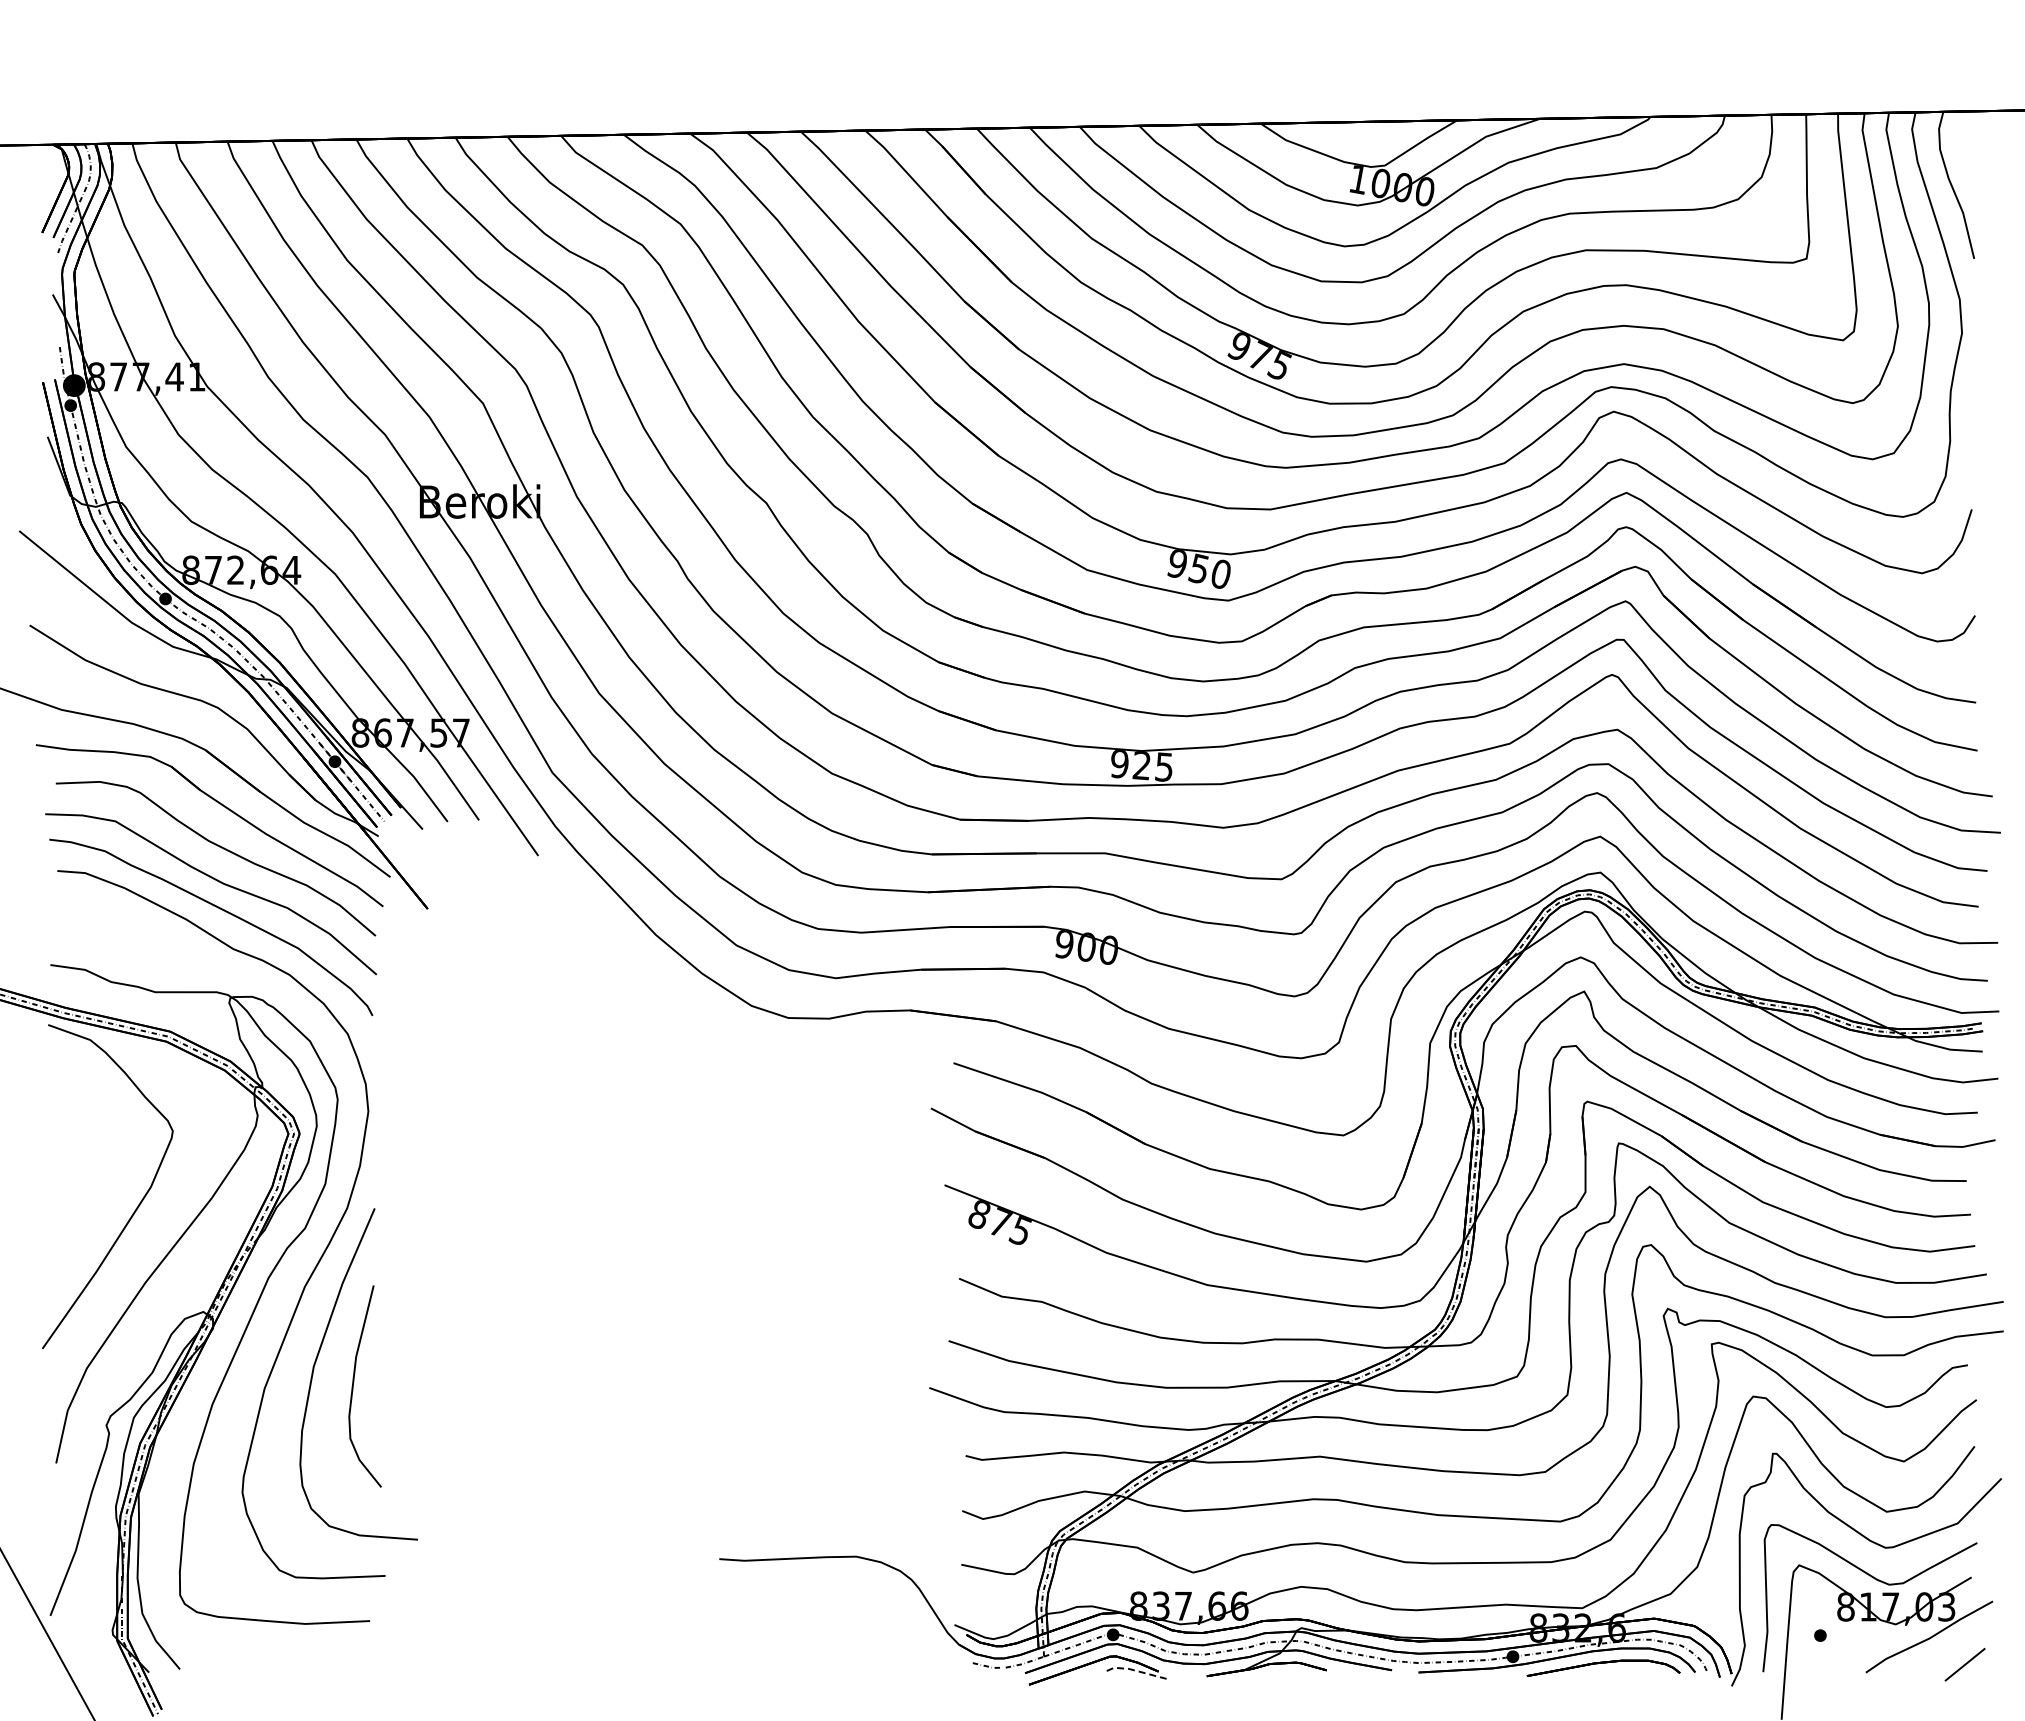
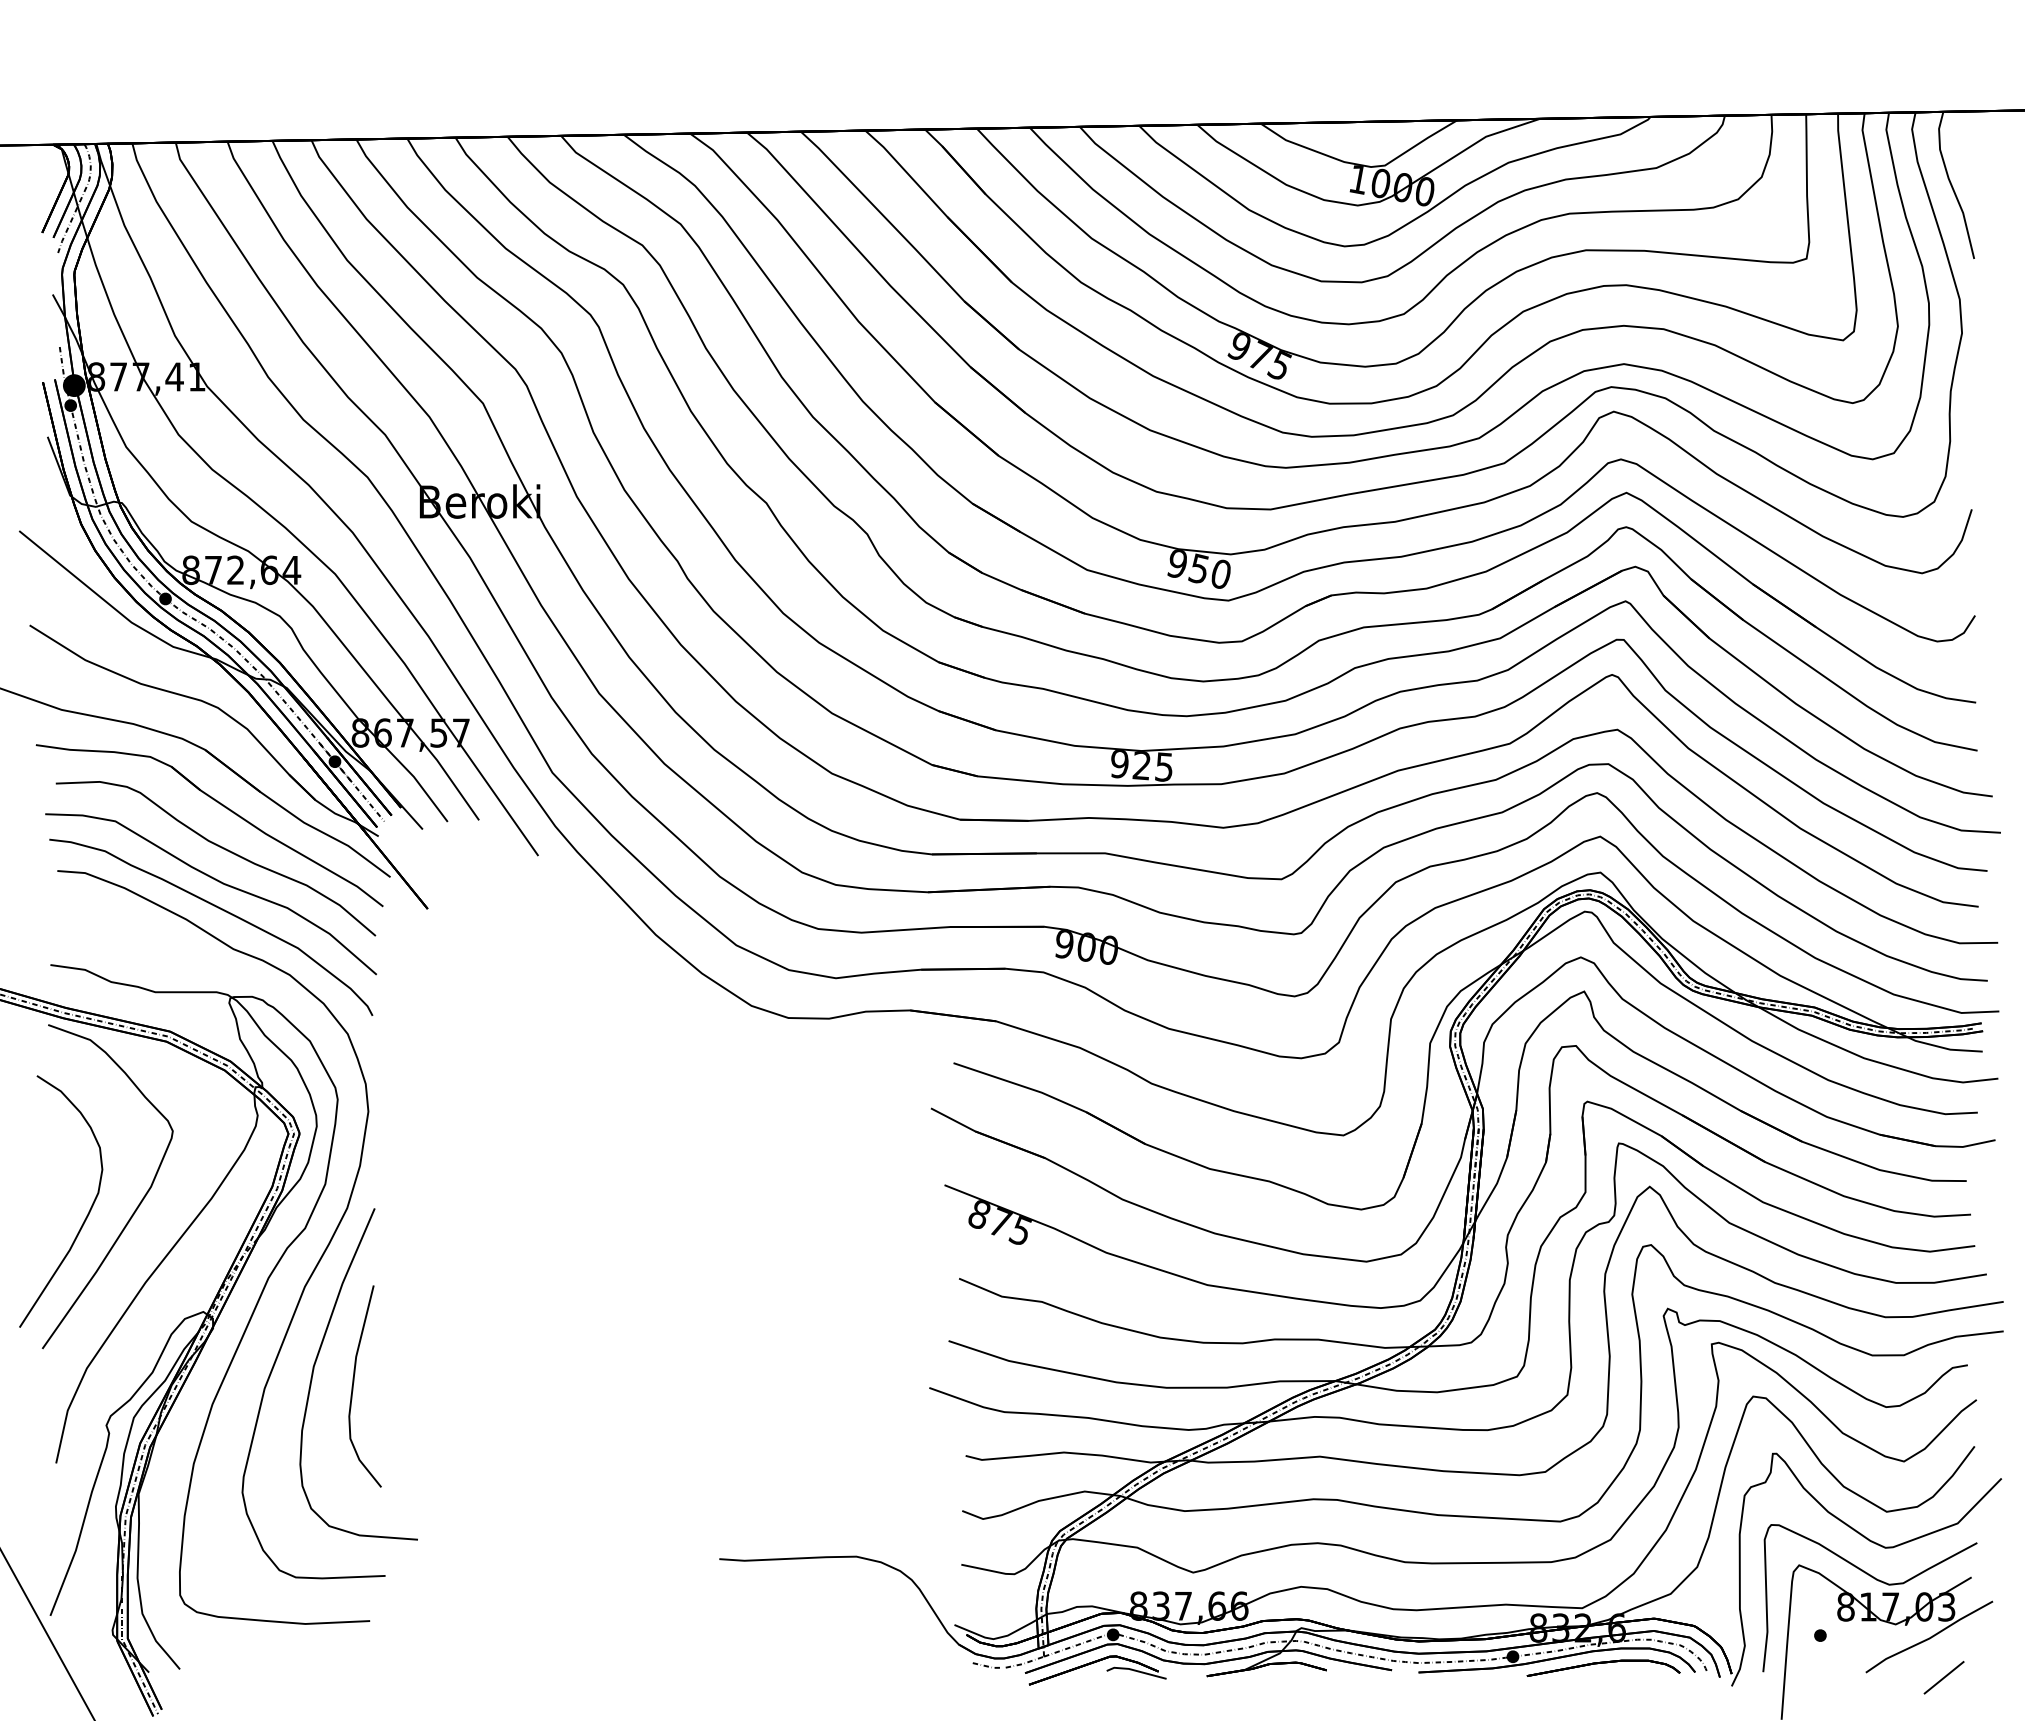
curve: none -> present (87, 1213)
line position: (1964, 1664) -> (1943, 1677) (1943, 1677)
line: dashed -> solid (1135, 1670)
